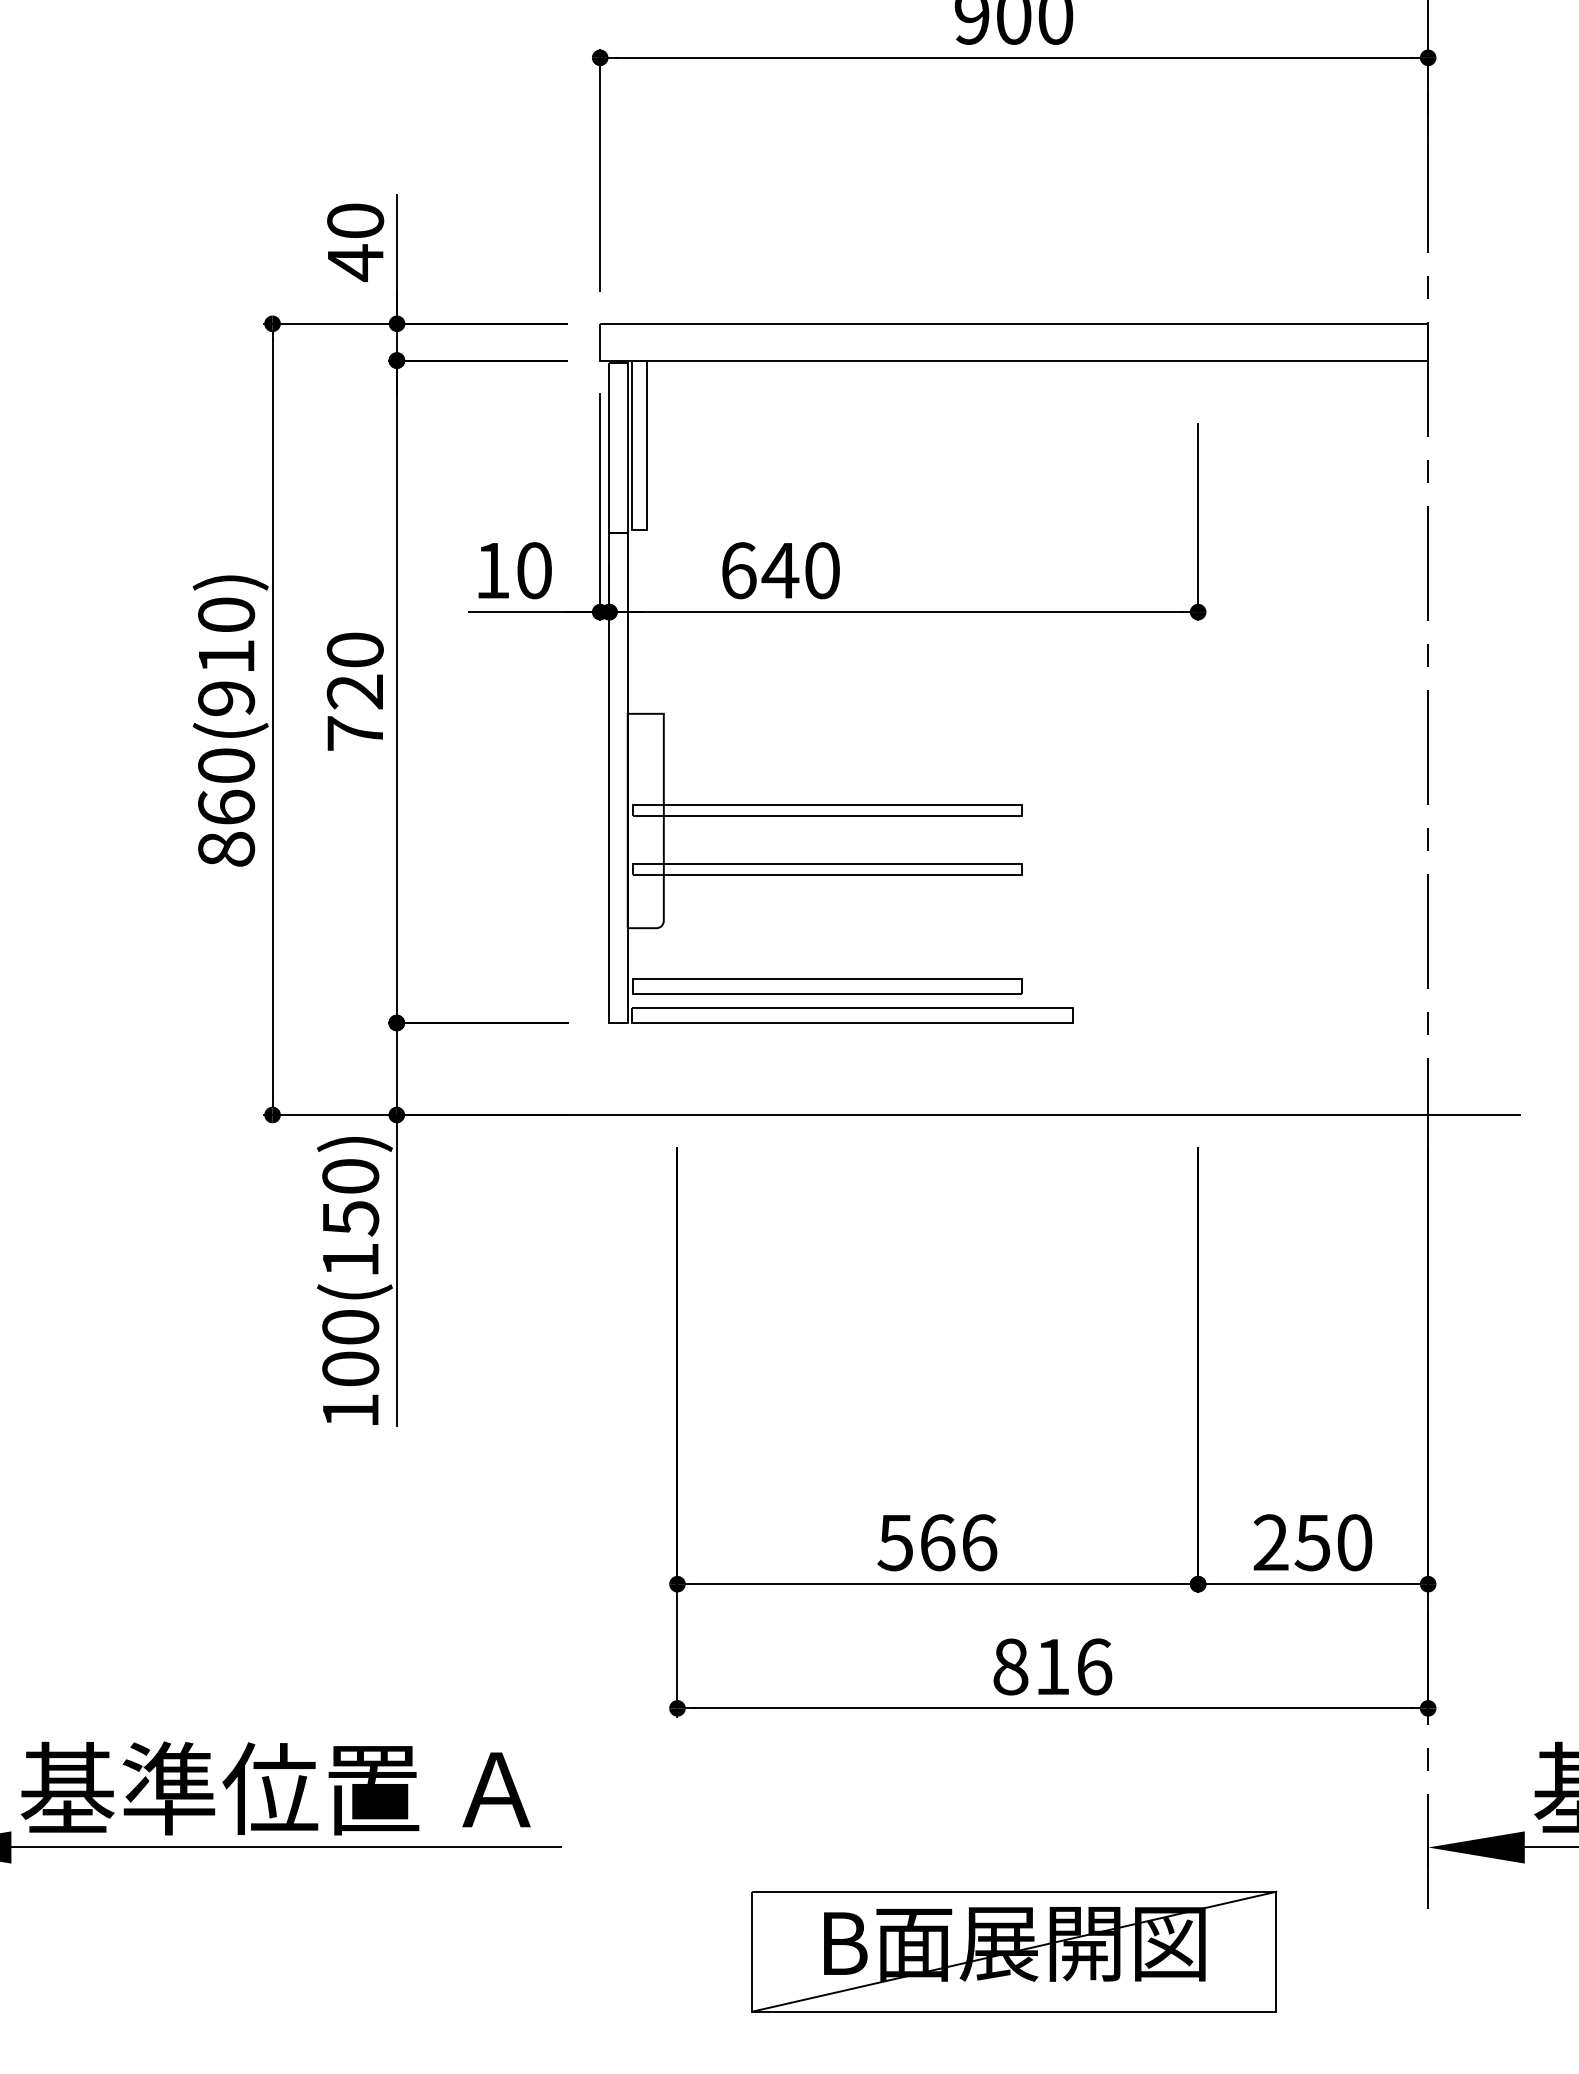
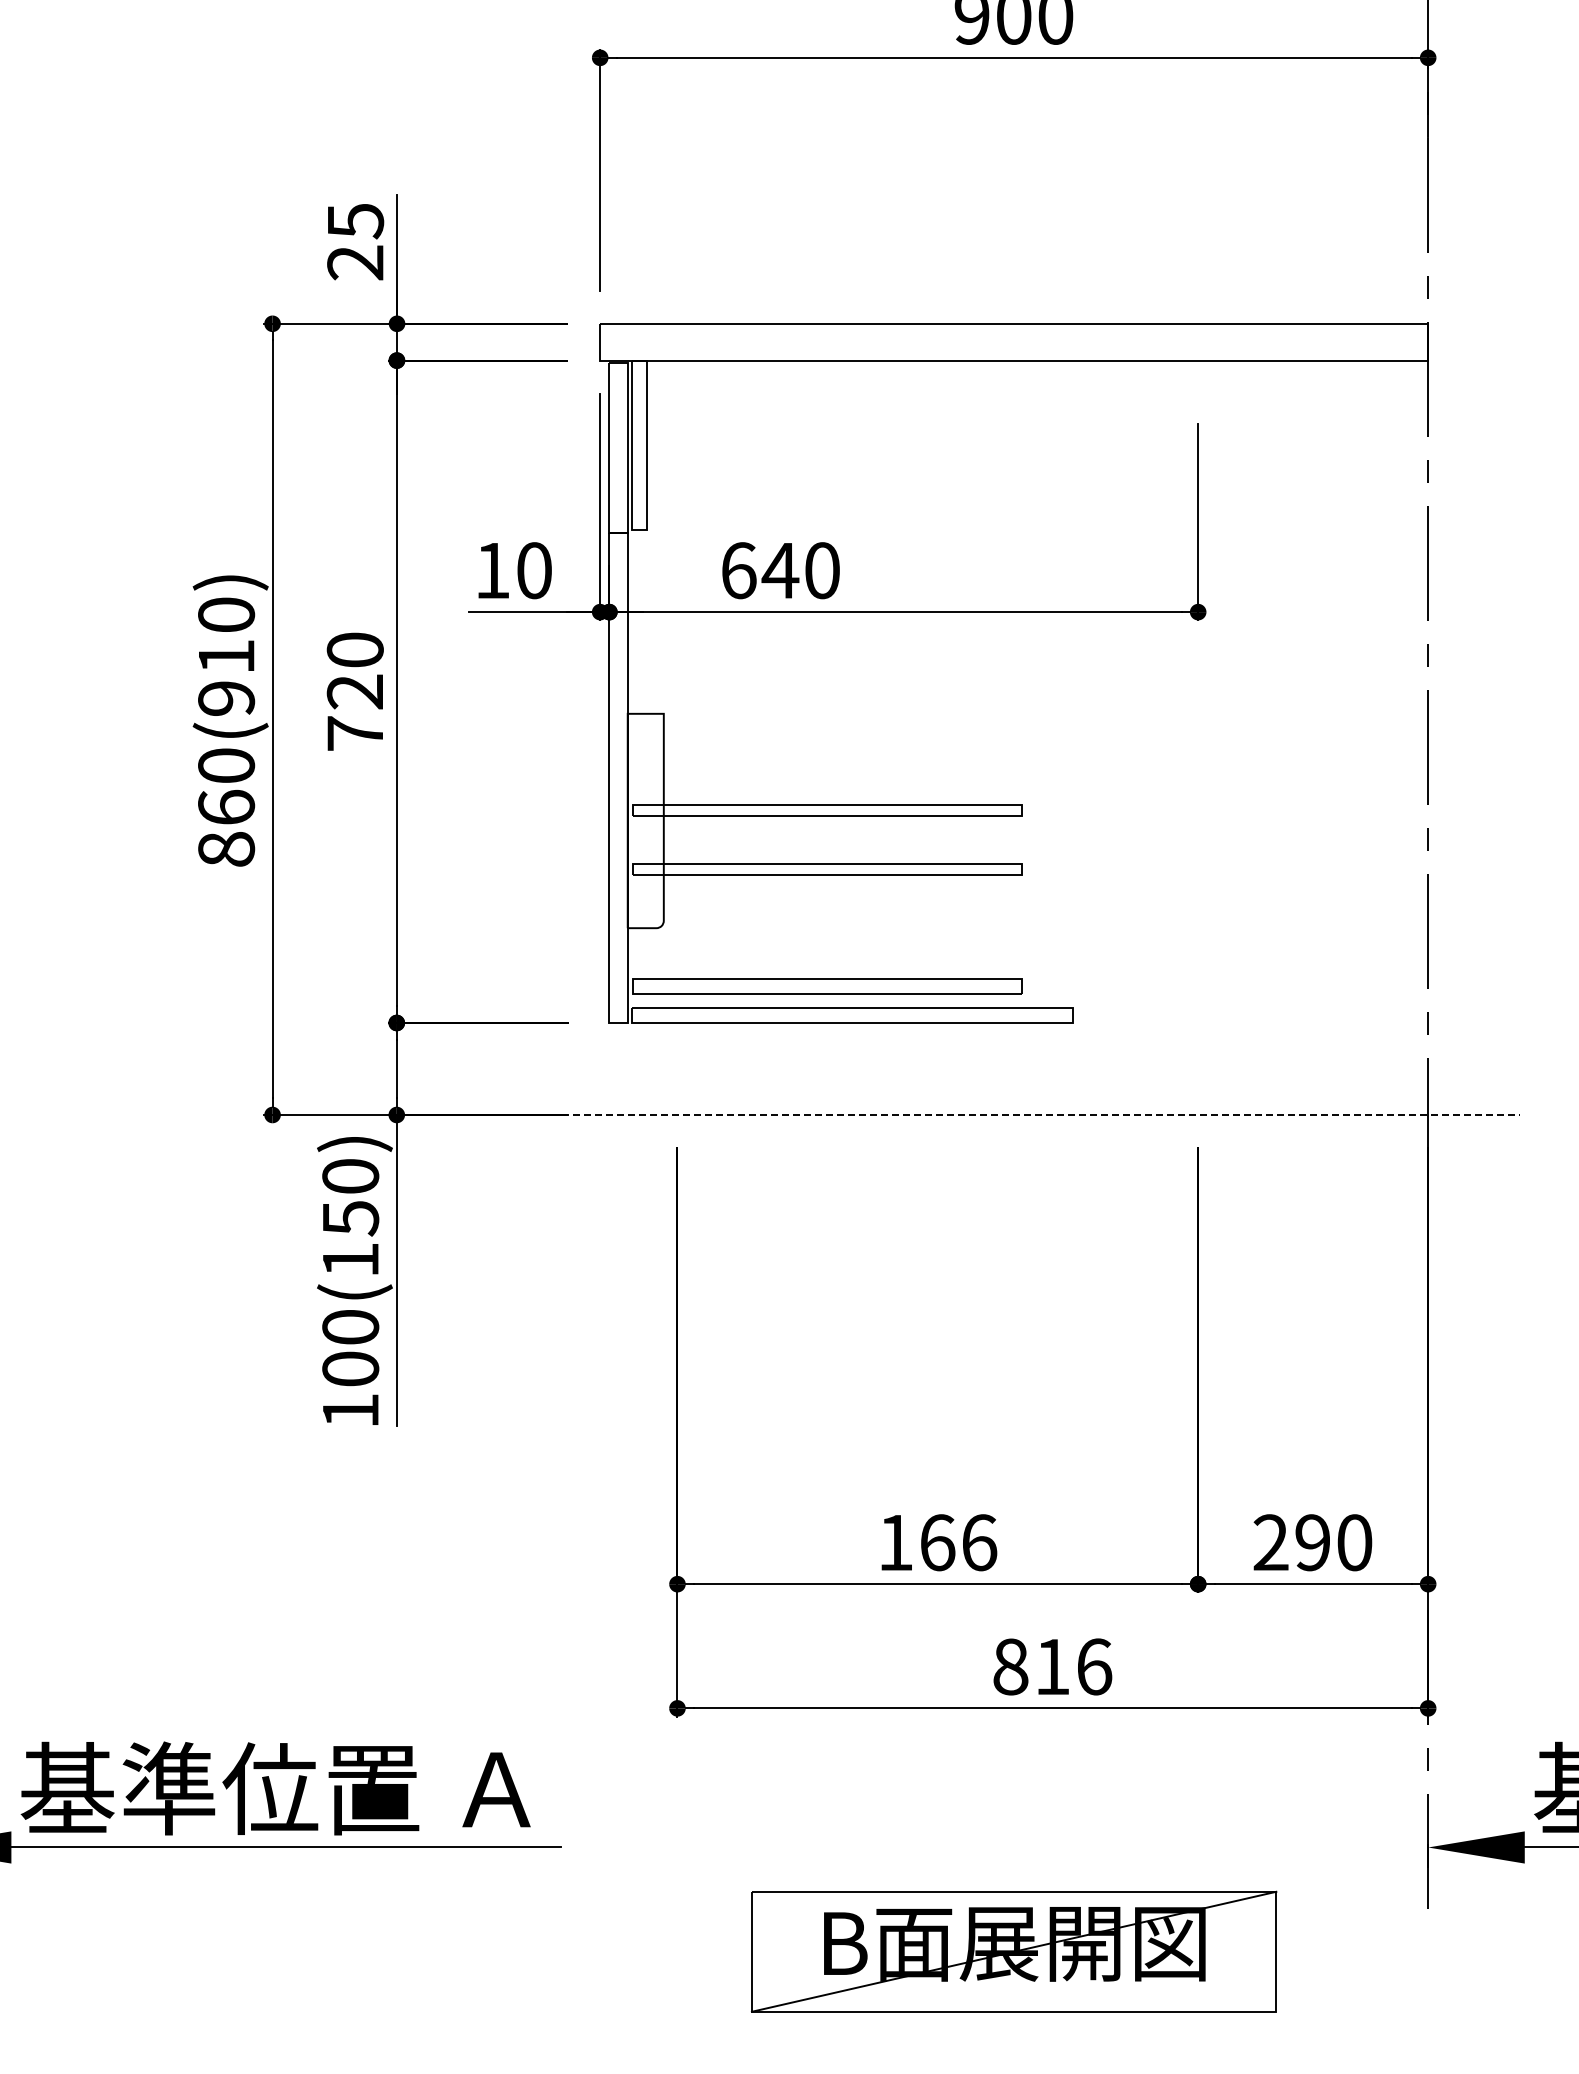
text: 40 -> 25 (355, 242)
line: solid -> dashed (1002, 1114)
text: 250 -> 290 (1311, 1542)
text: 566 -> 166 (894, 1543)
